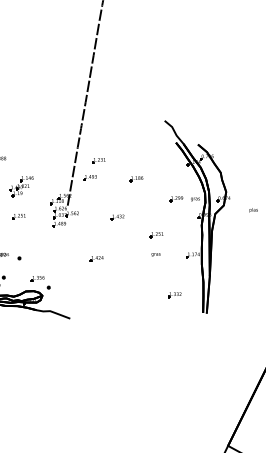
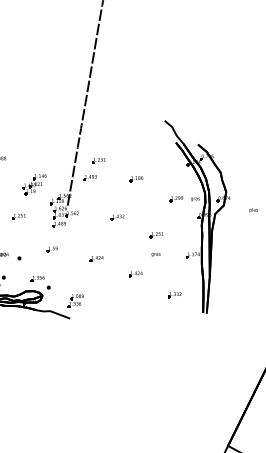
part position: (21, 186) -> (34, 184) (34, 184)
part: none -> present (51, 249)
part: none -> present (135, 274)
part: none -> present (75, 300)
